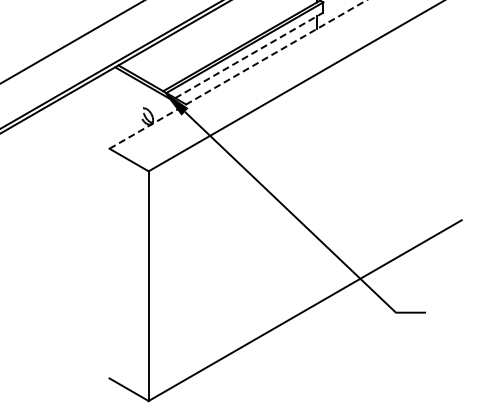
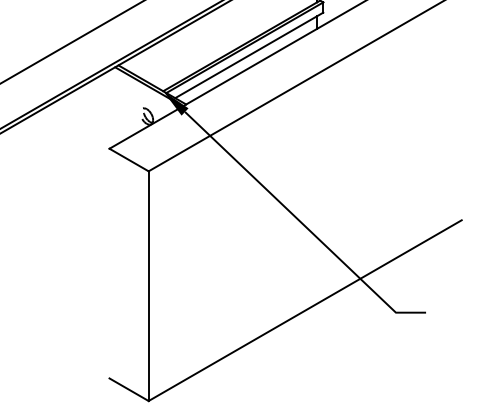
line: dashed -> solid (249, 55)
line: dashed -> solid (238, 74)
